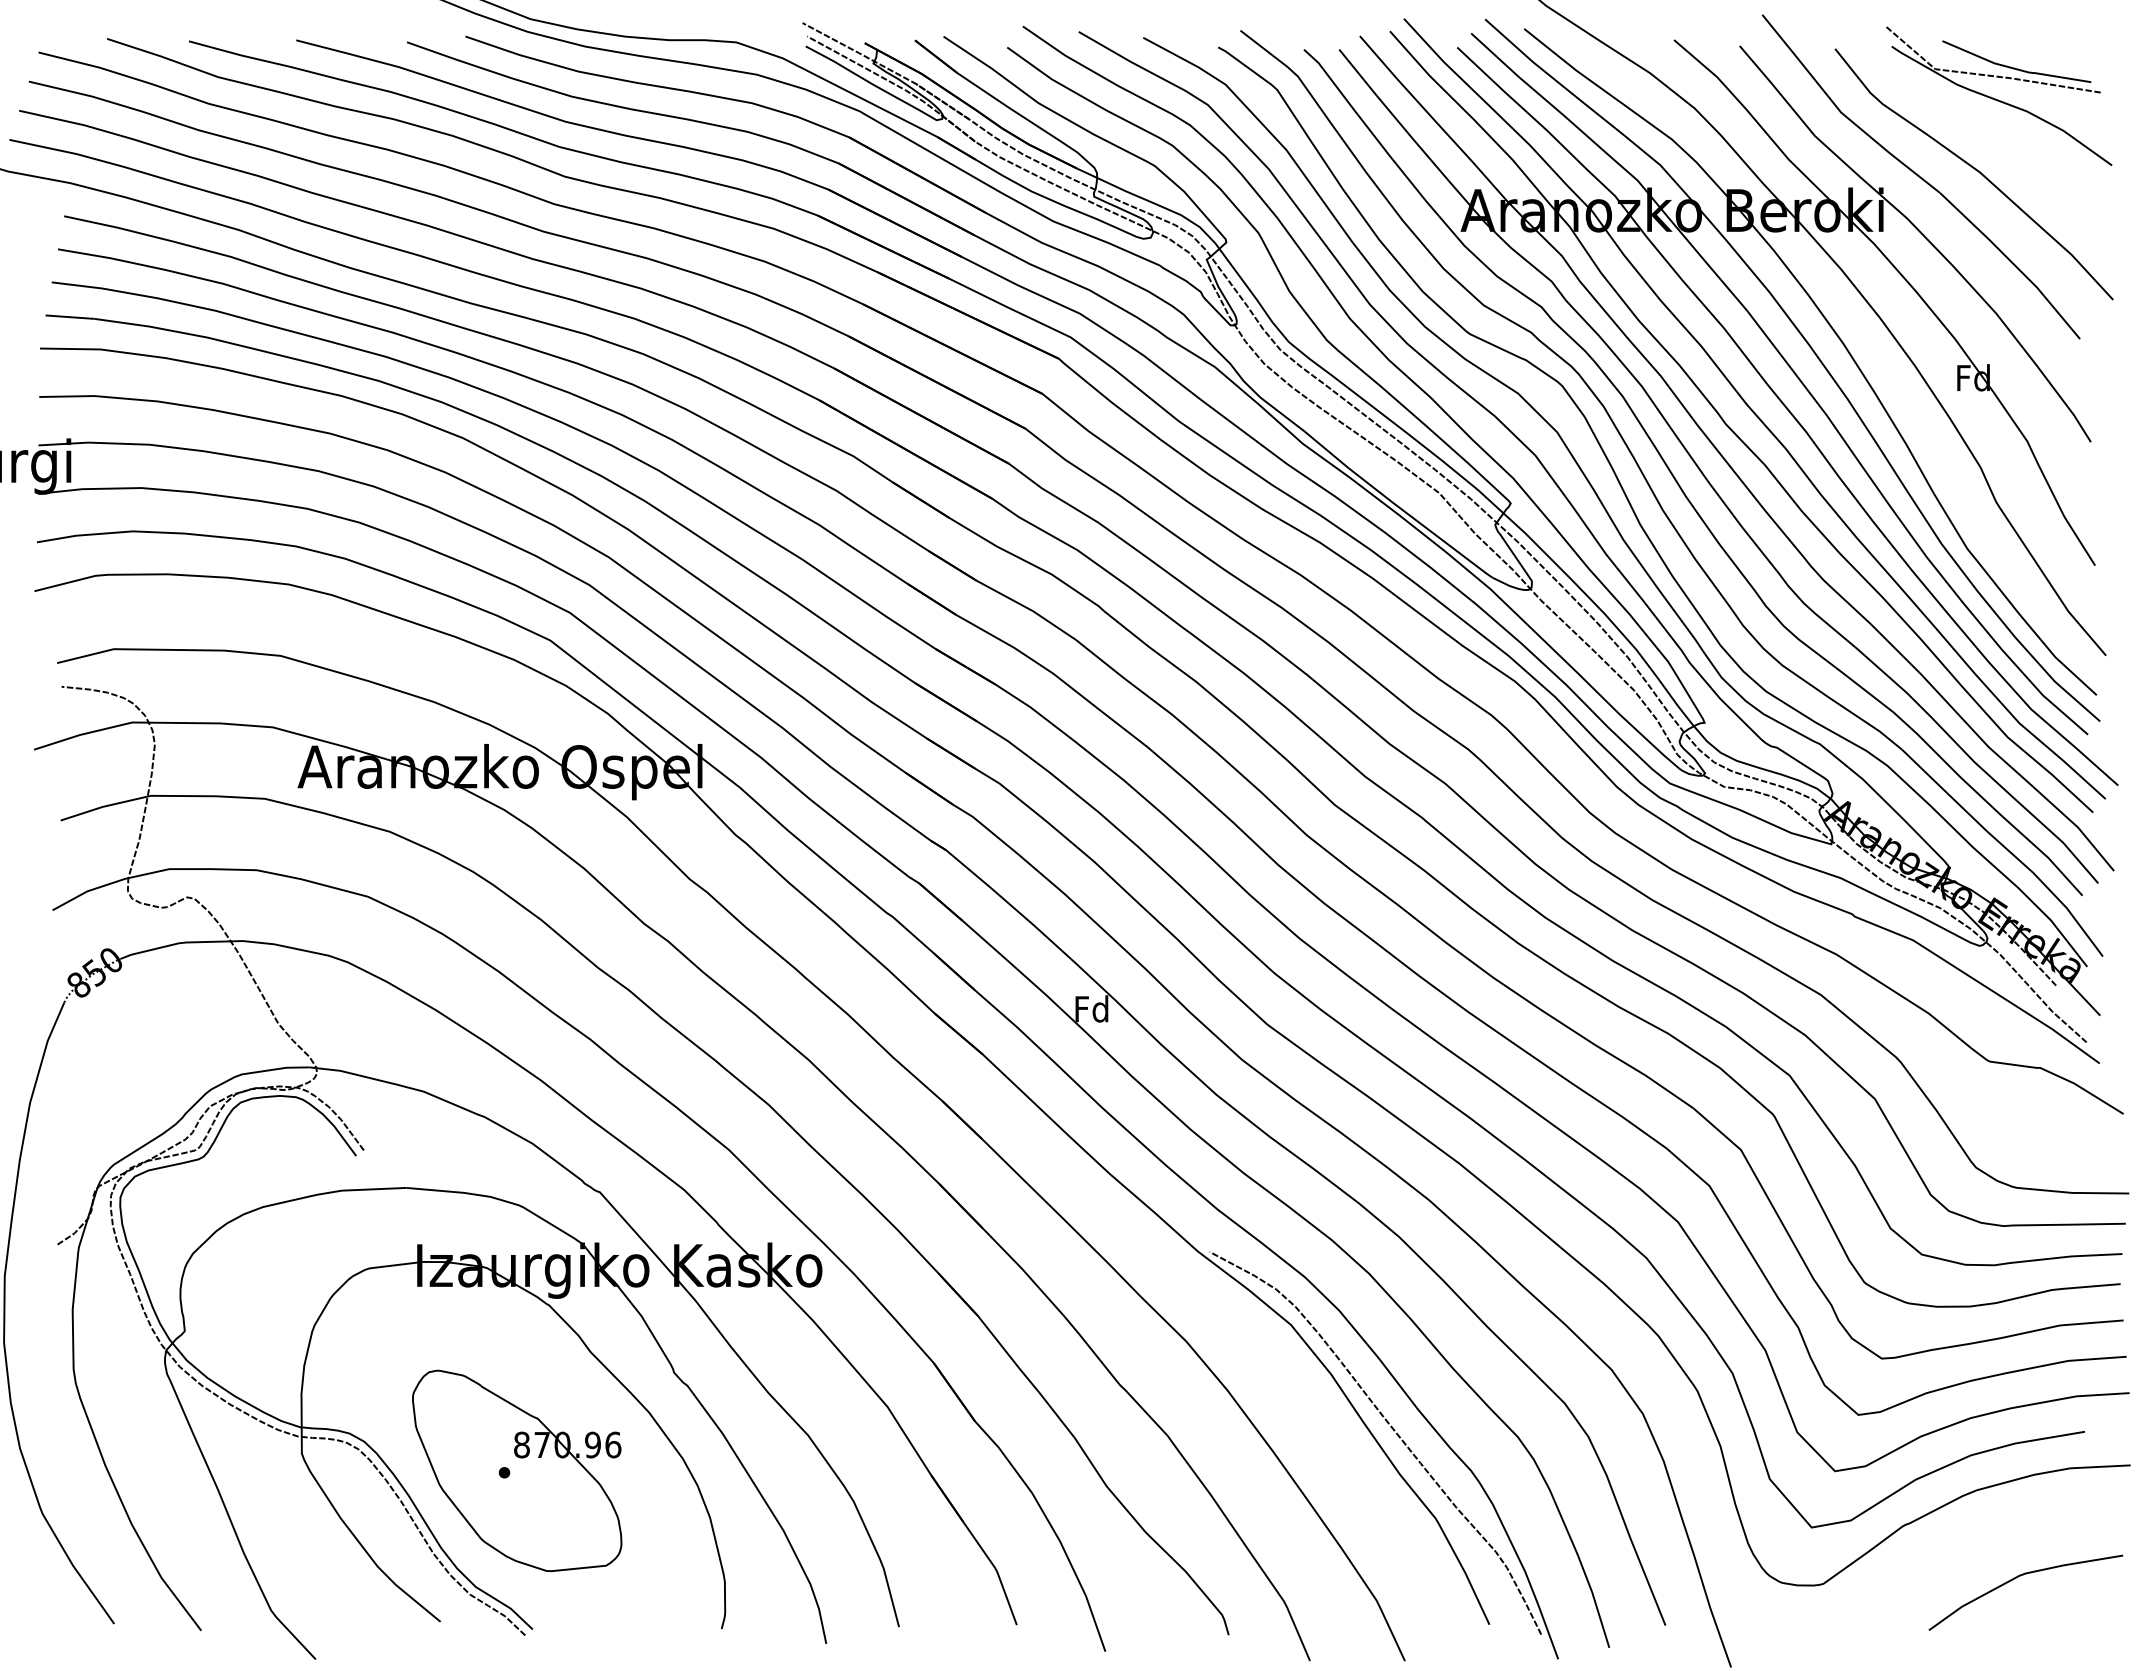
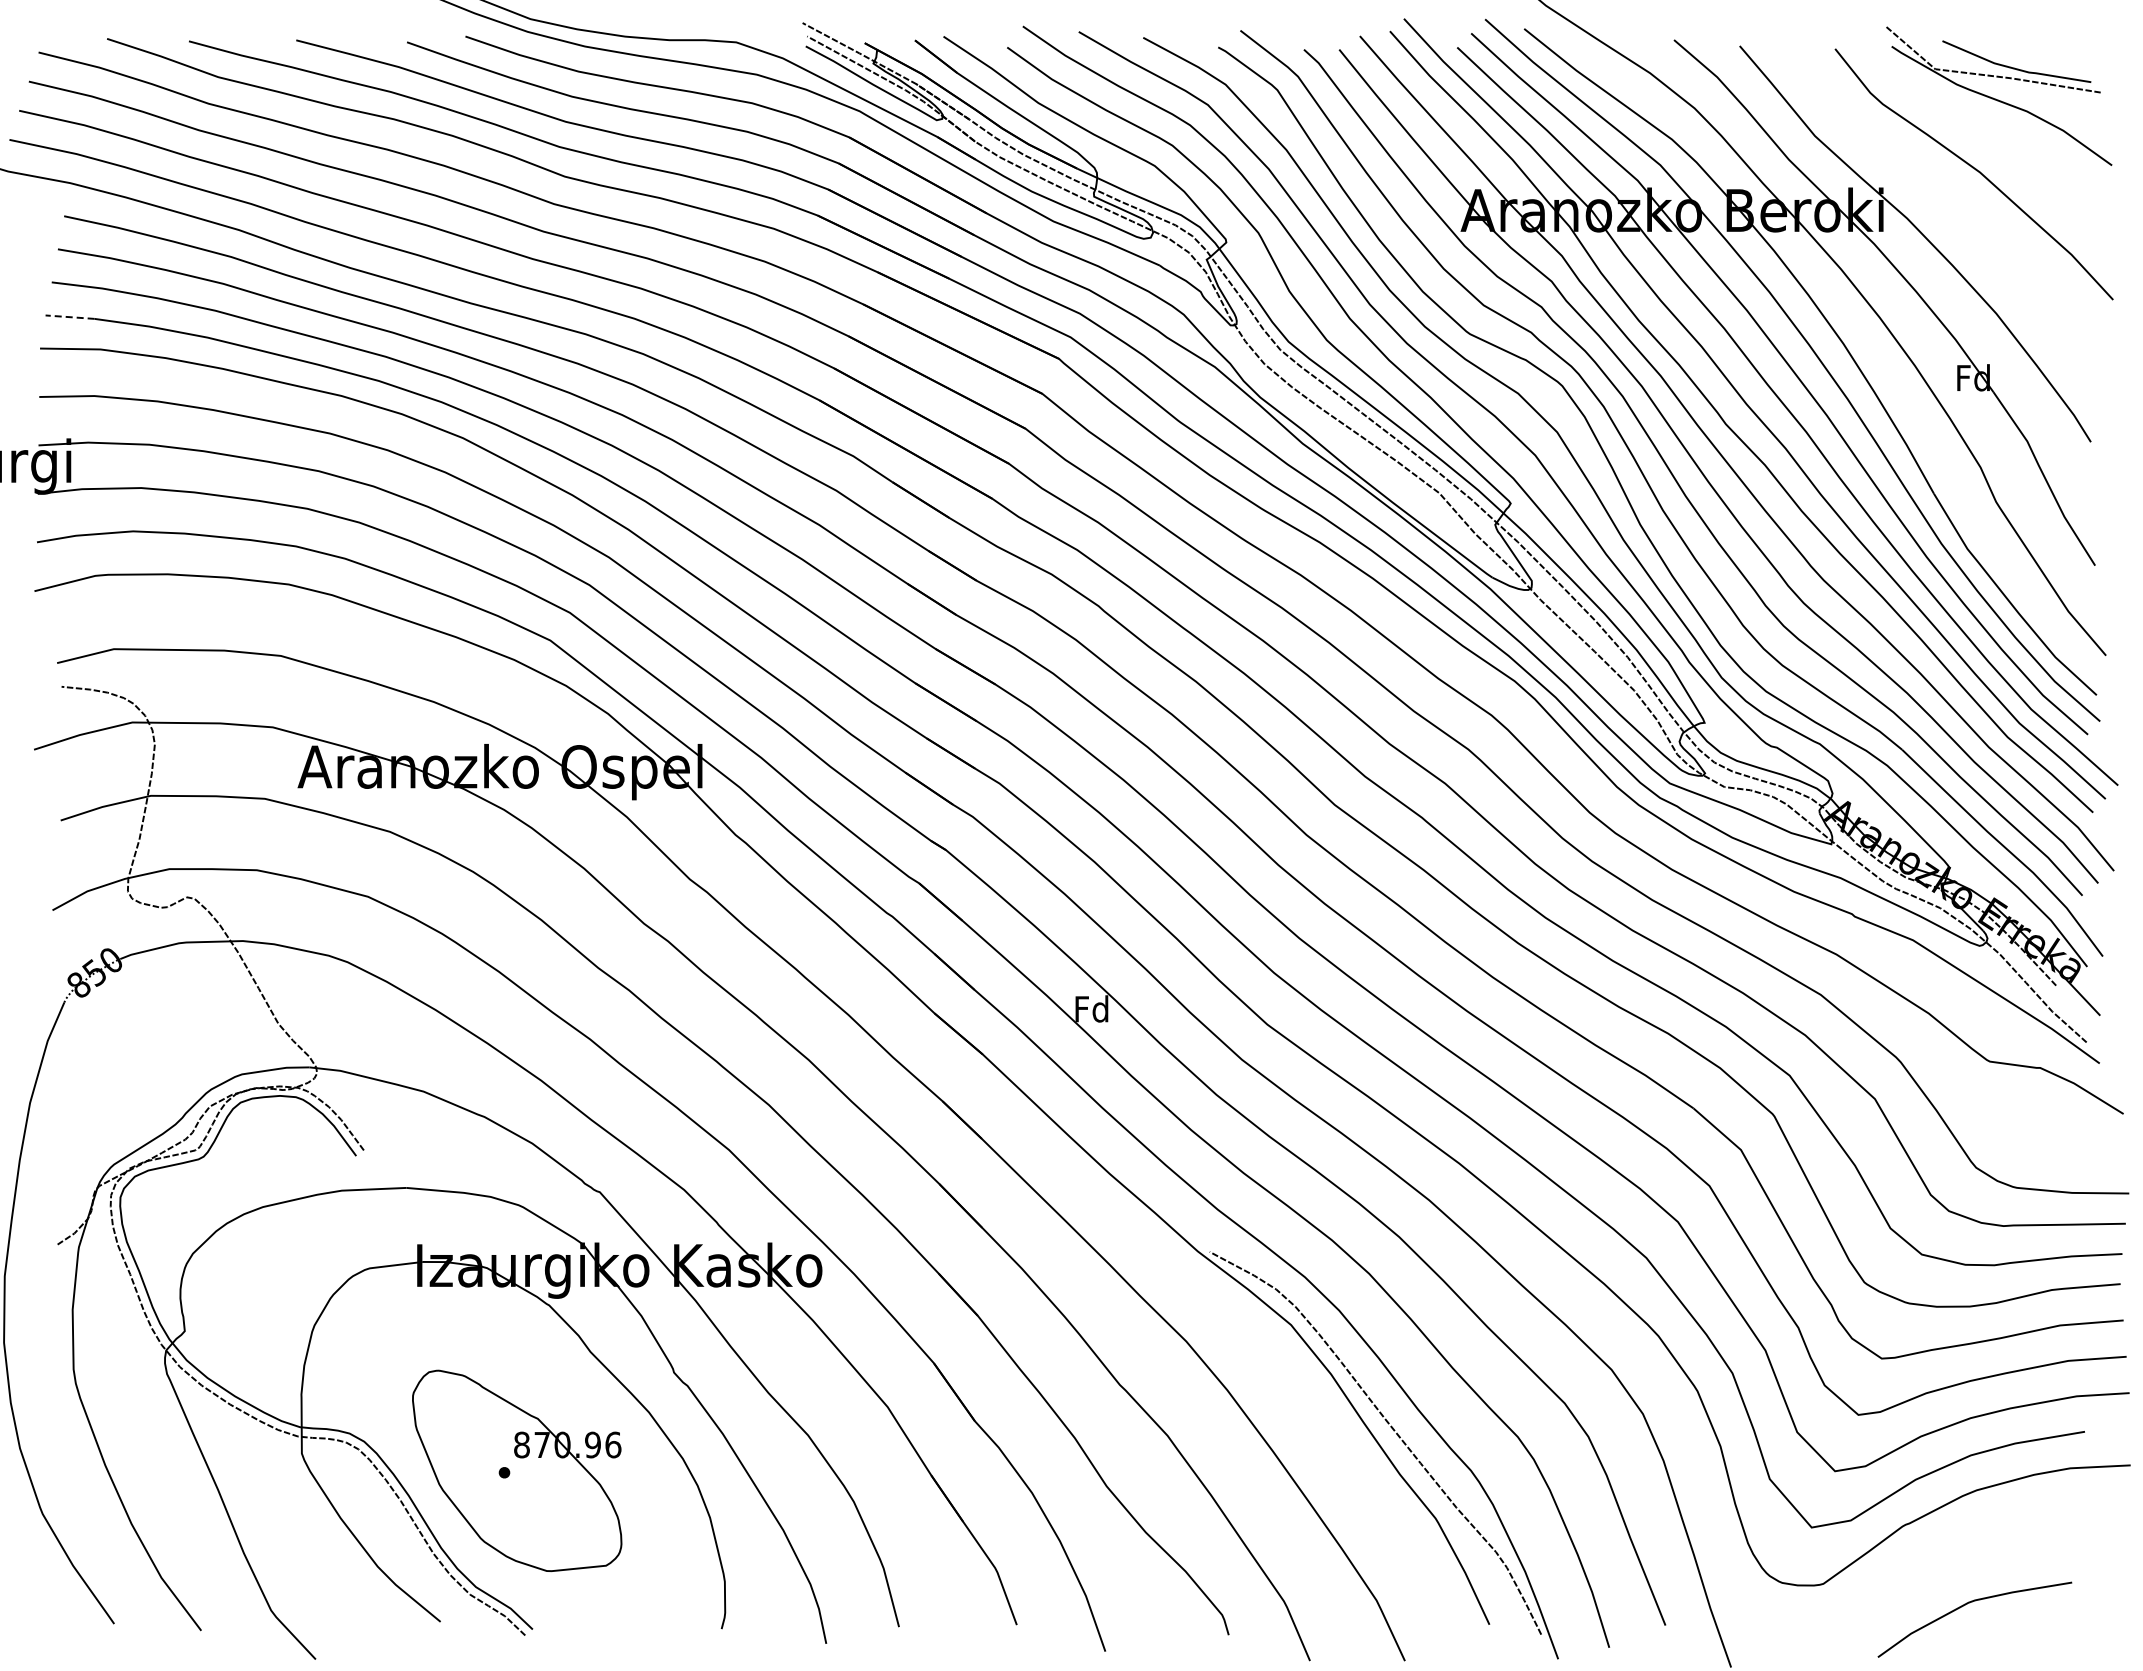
part: present -> none (1920, 176)
line: solid -> dashed (70, 317)
curve position: (2018, 1577) -> (1967, 1604) (1967, 1604)
